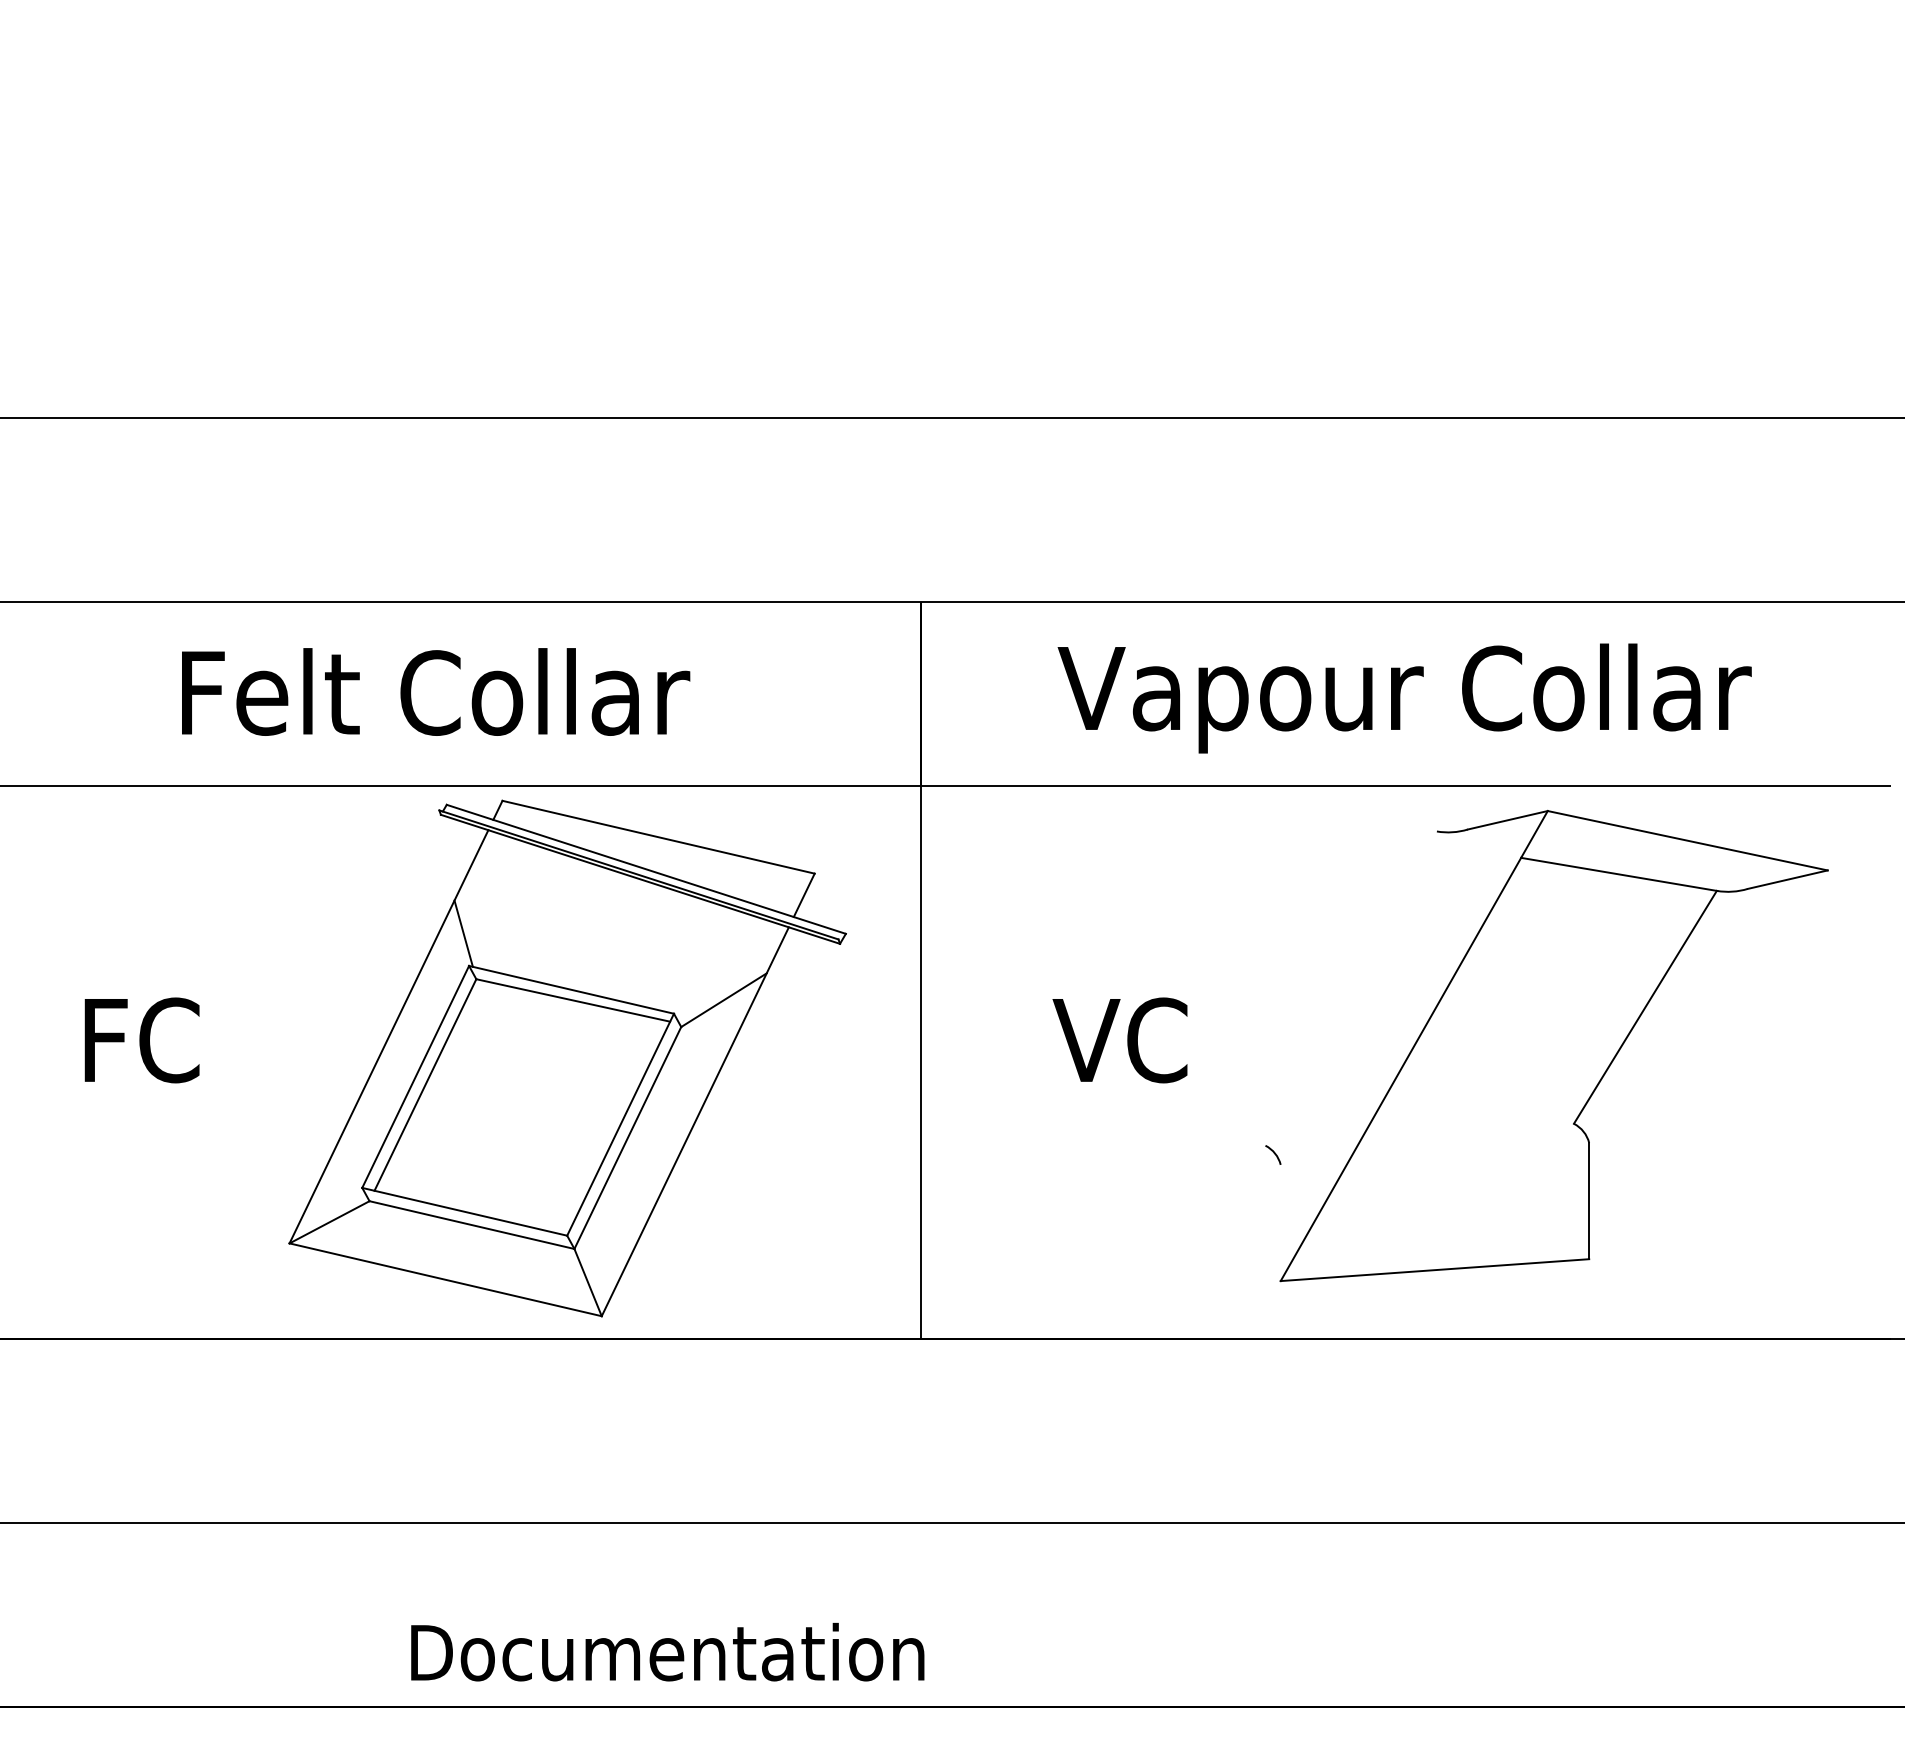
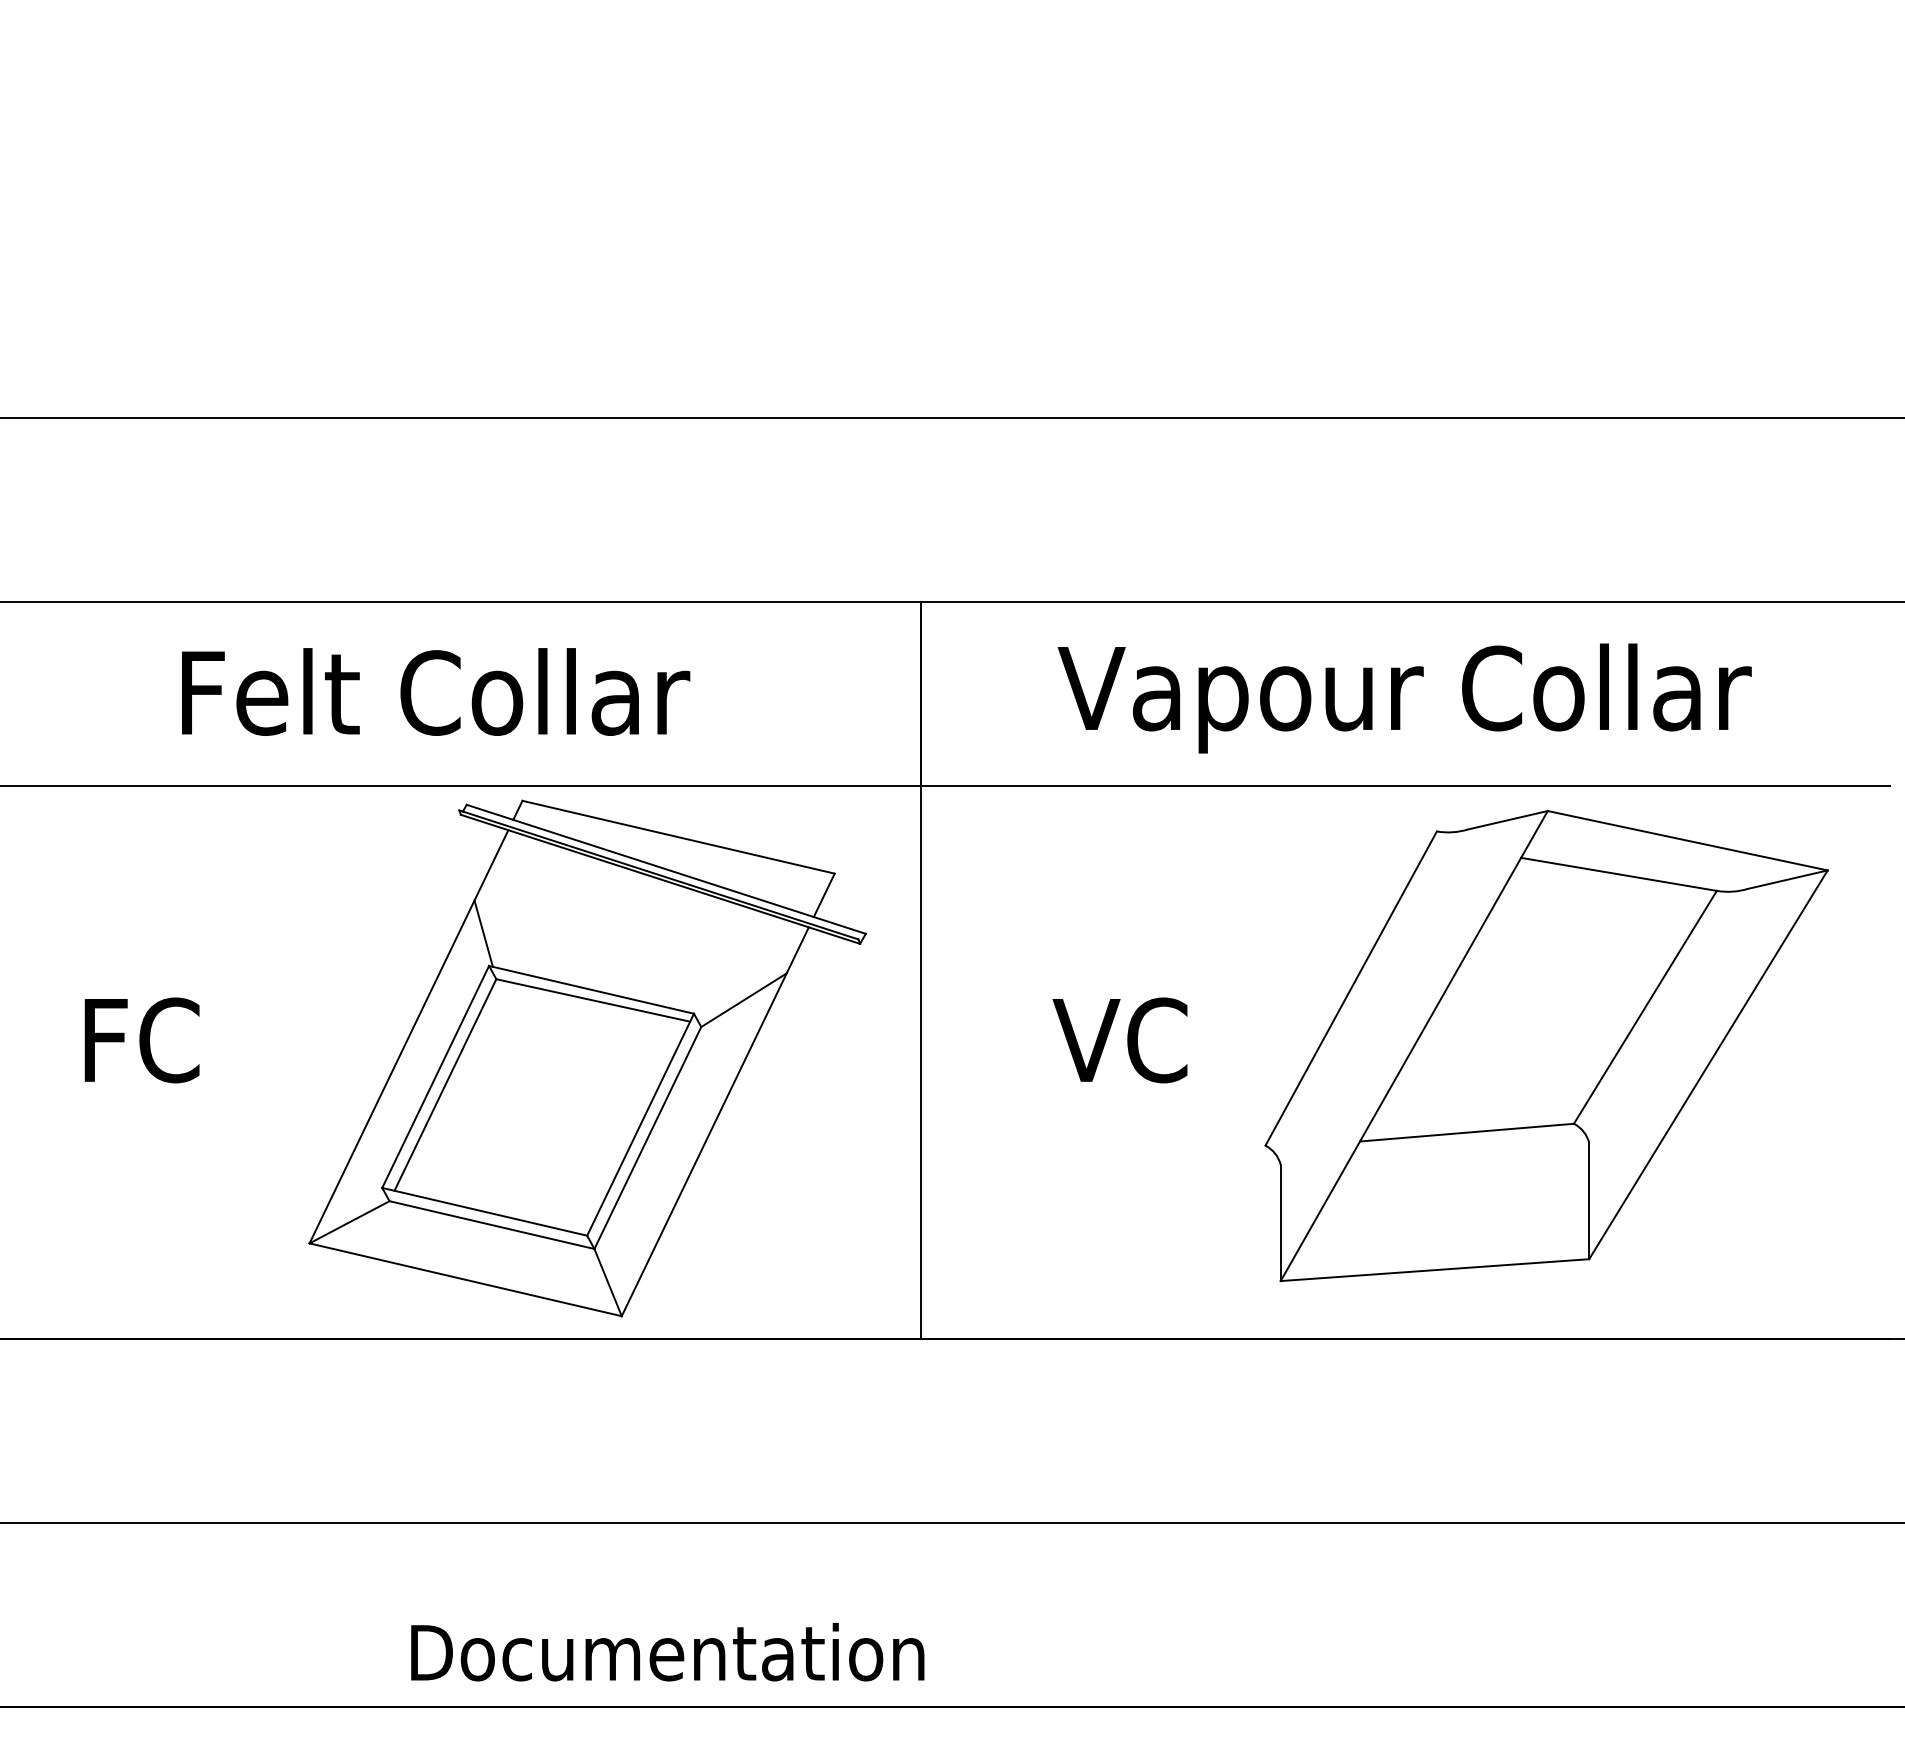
line: none -> present (1350, 988)
part position: (567, 1058) -> (587, 1058) (587, 1058)
line: none -> present (1708, 1064)
line: none -> present (1466, 1132)
line: none -> present (1280, 1222)
